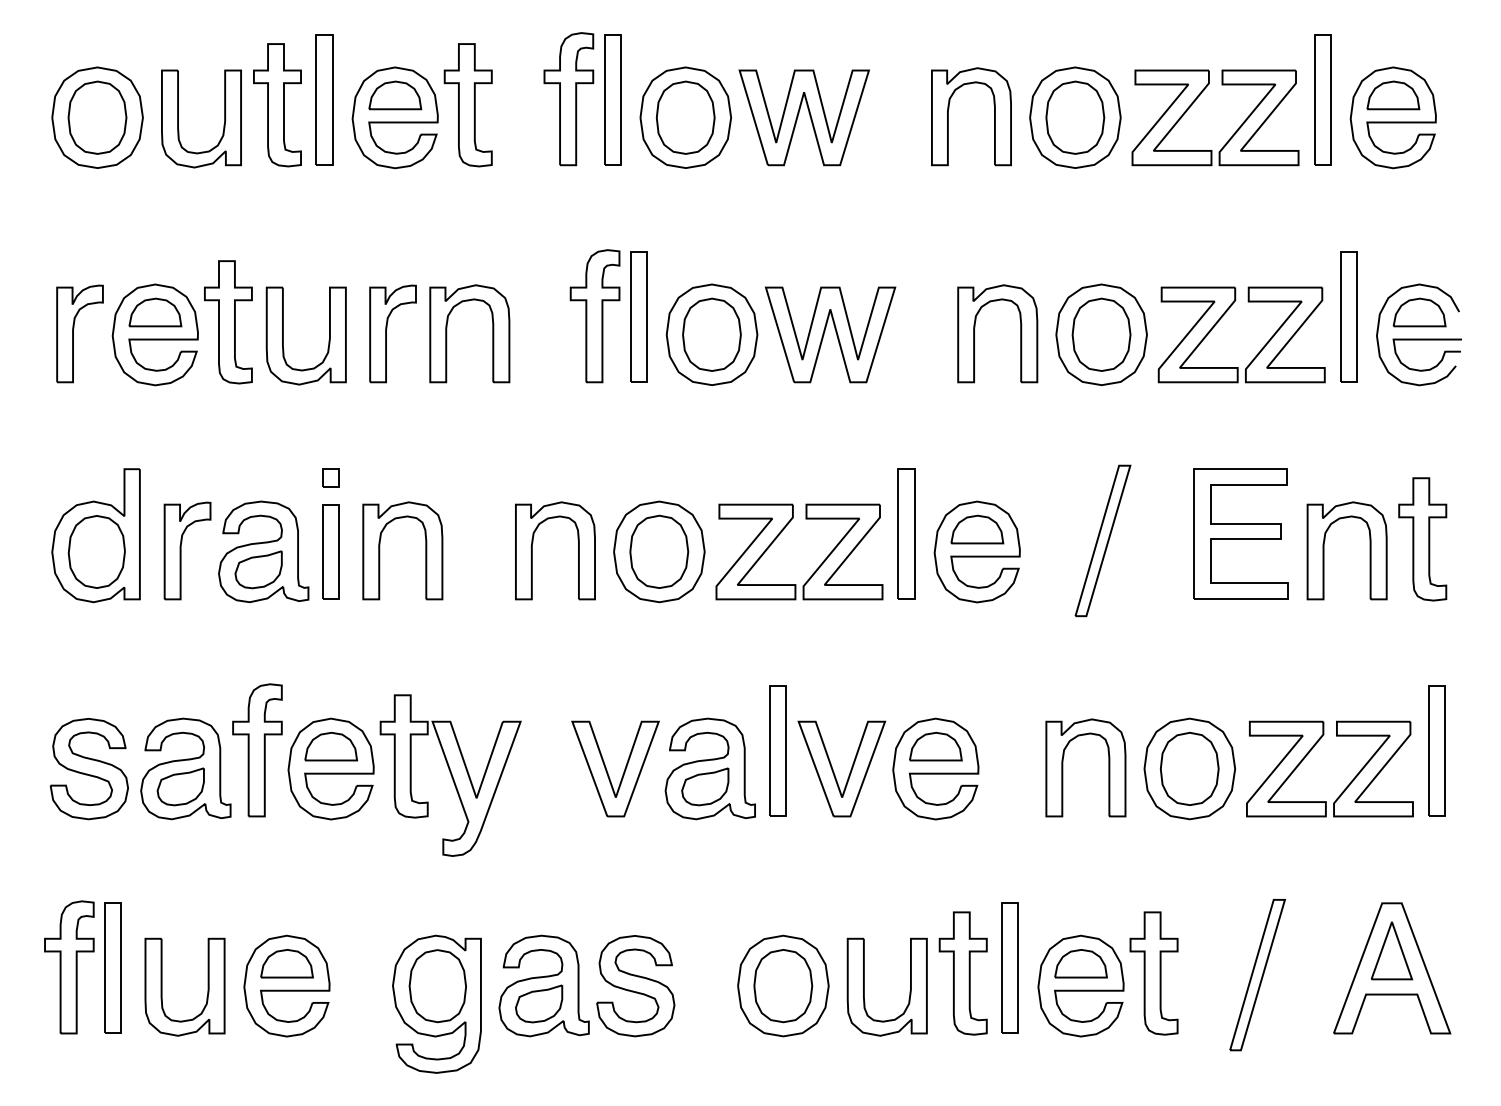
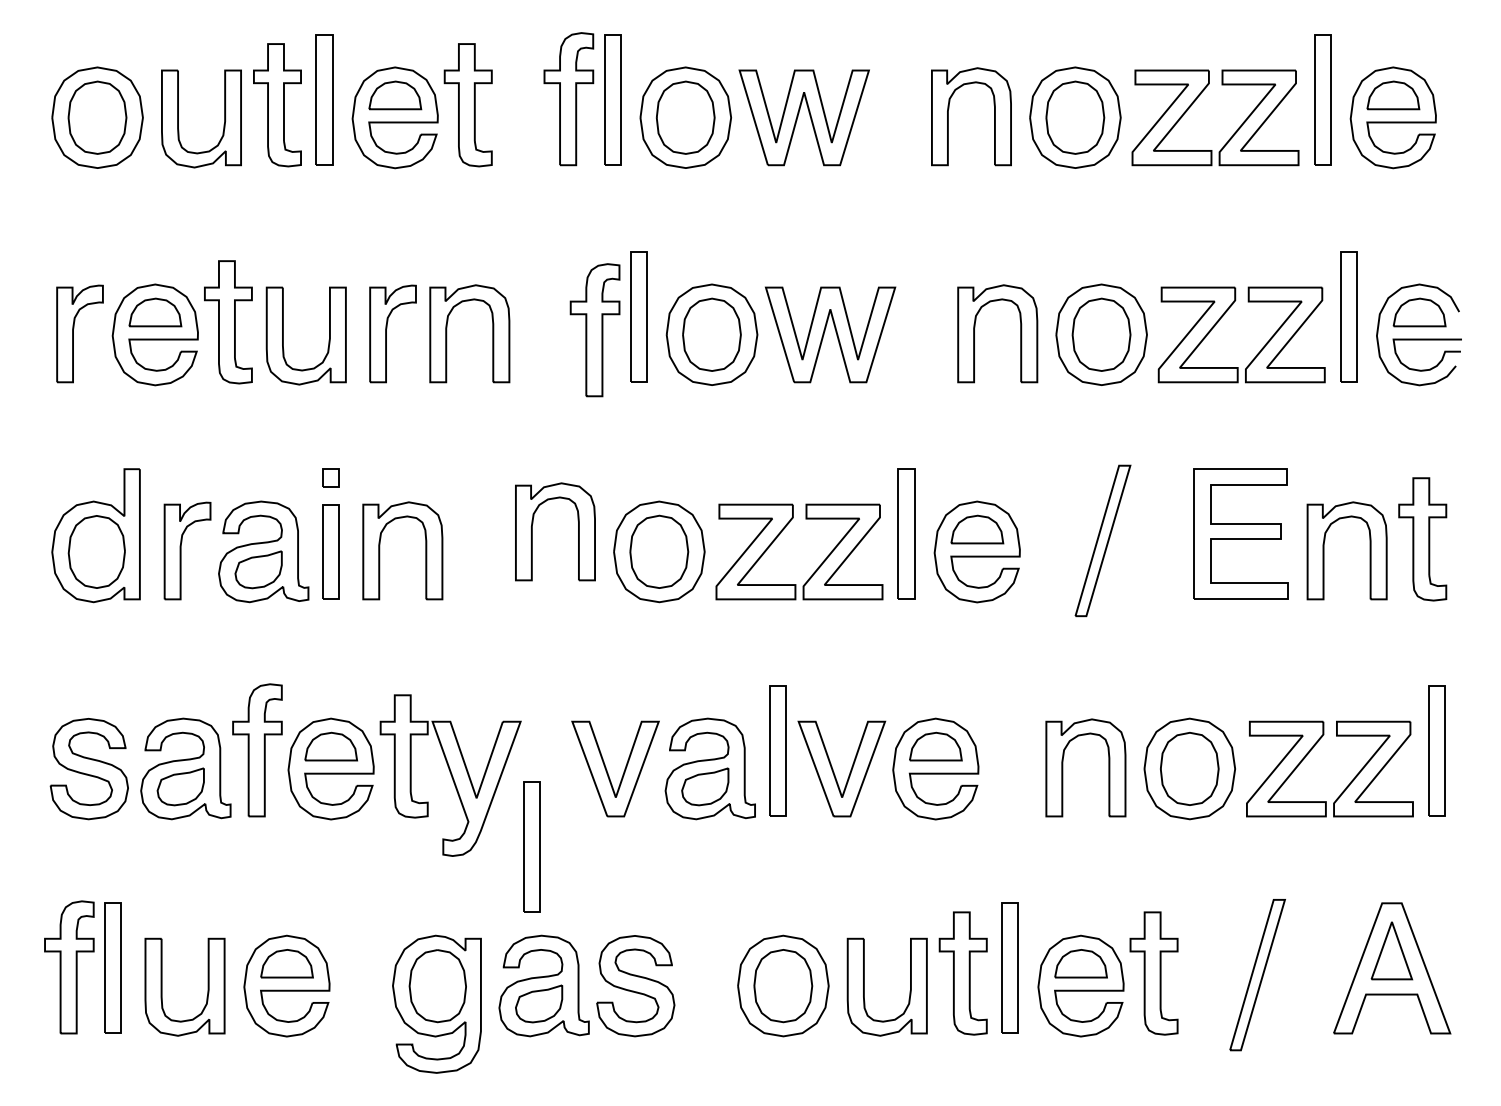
part position: (594, 316) -> (594, 330) (594, 330)
part position: (532, 550) -> (532, 531) (532, 531)
part: none -> present (531, 846)
